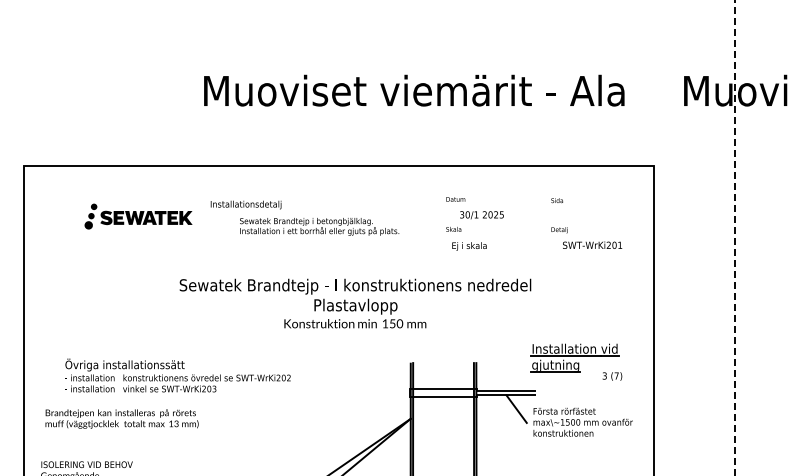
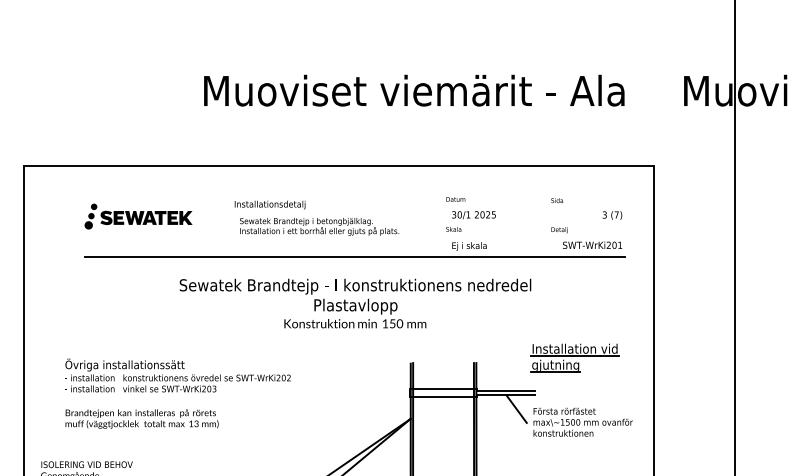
text position: (245, 204) -> (269, 204) (269, 204)
text position: (481, 215) -> (473, 215) (473, 215)
line: dashed -> solid (734, 237)
line: none -> present (355, 257)
text position: (612, 376) -> (612, 215) (612, 215)
text position: (121, 418) -> (141, 418) (141, 418)
